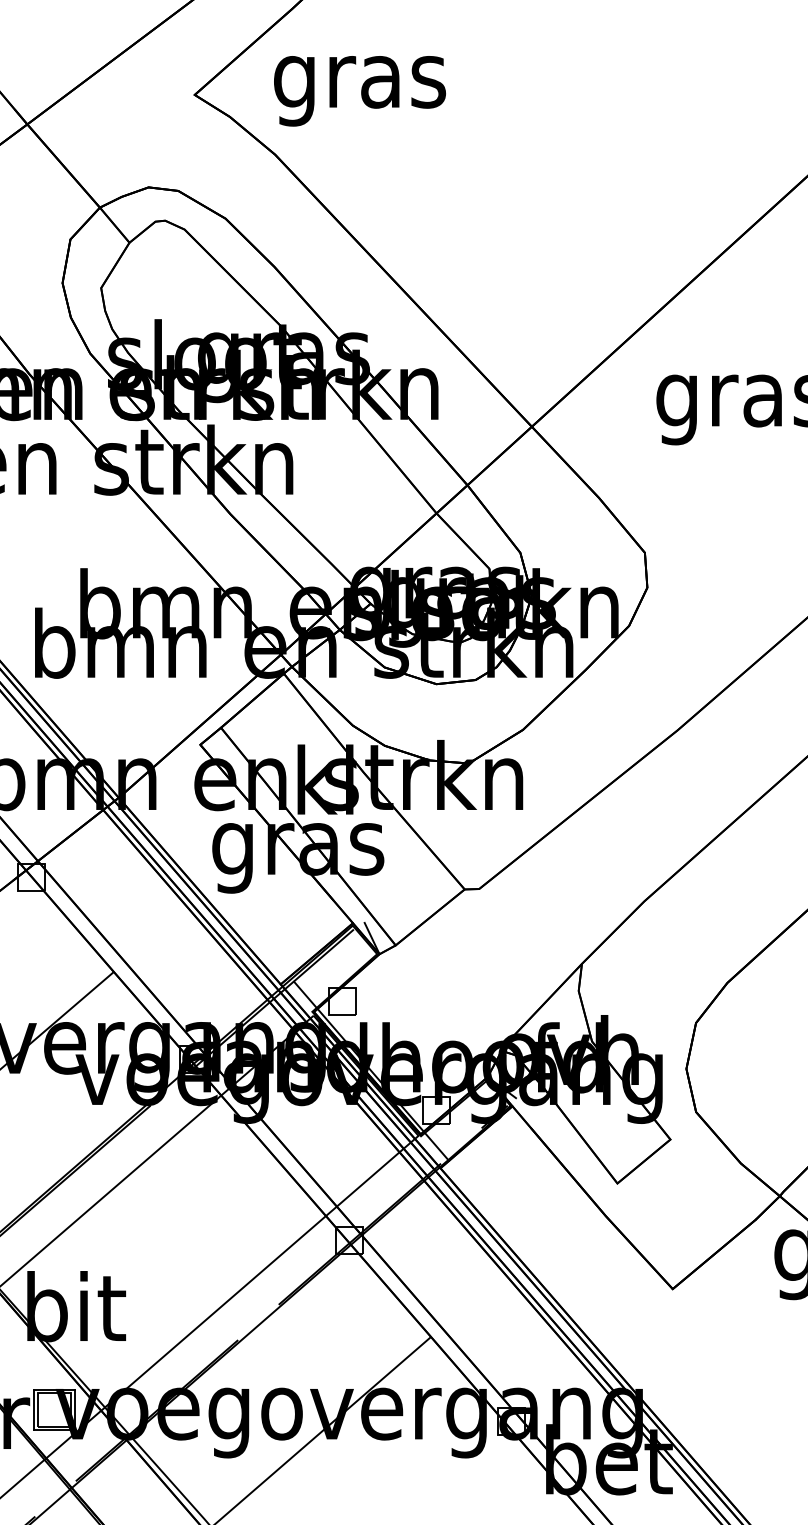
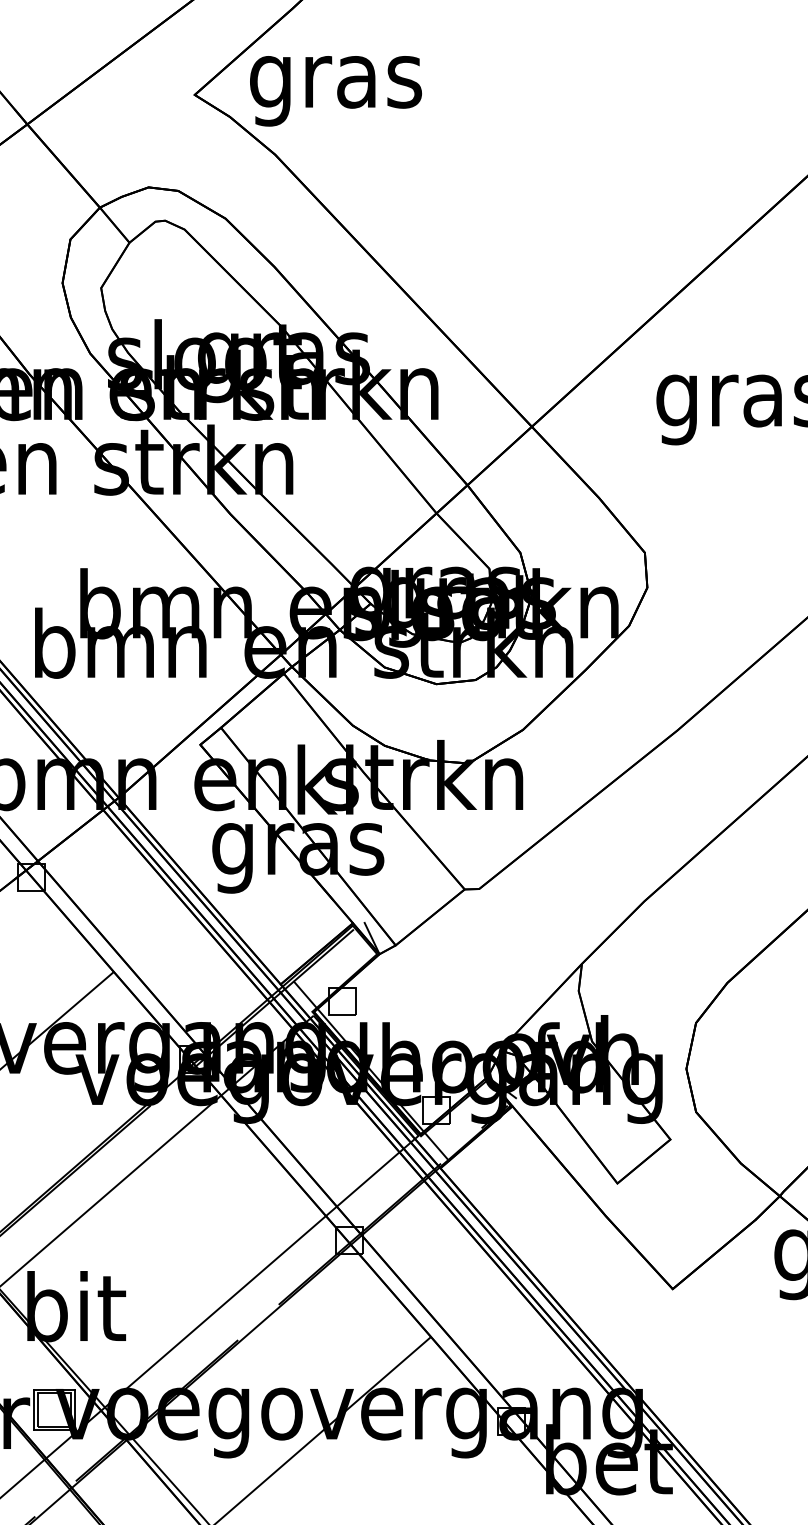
text position: (359, 91) -> (335, 91) (335, 91)
